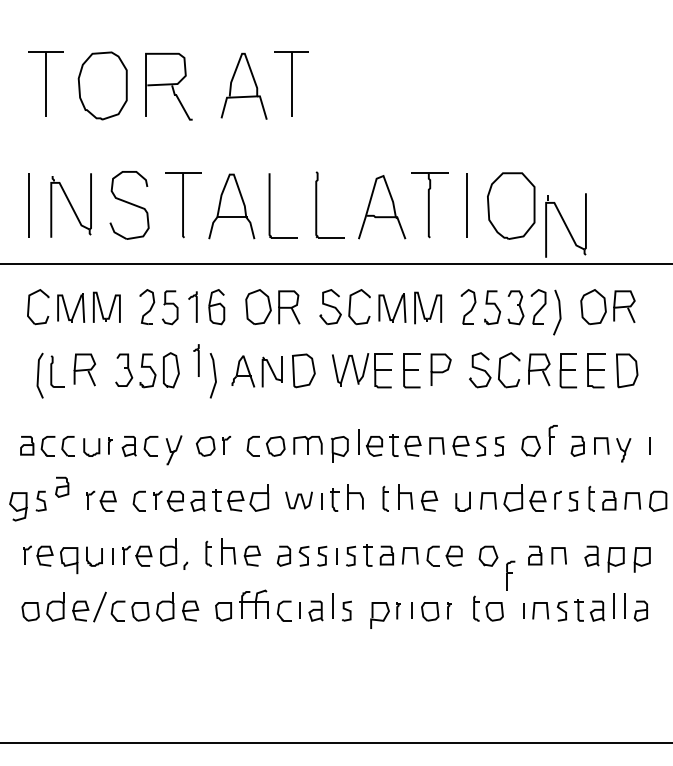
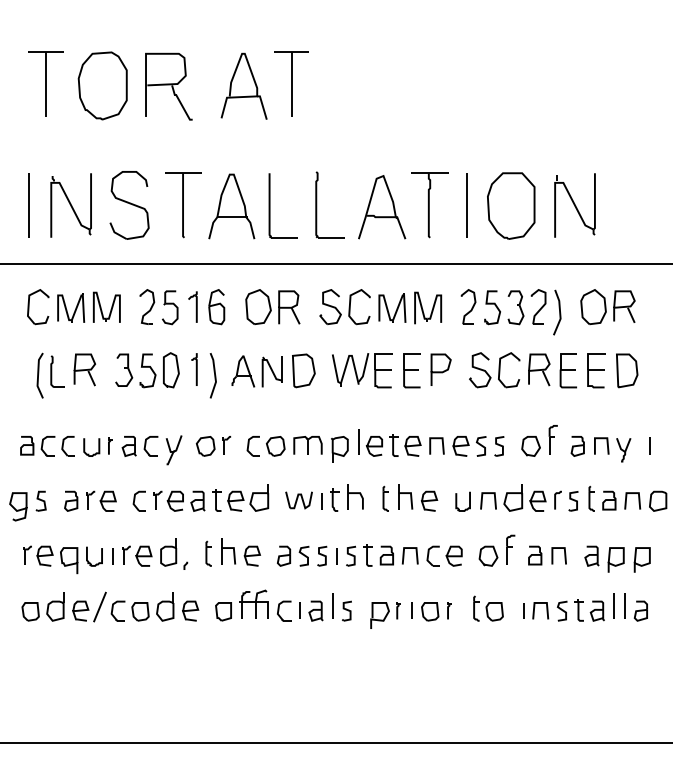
part position: (565, 225) -> (574, 205) (574, 205)
part position: (196, 360) -> (194, 369) (194, 369)
part position: (62, 486) -> (71, 500) (71, 500)
part position: (510, 575) -> (510, 549) (510, 549)
